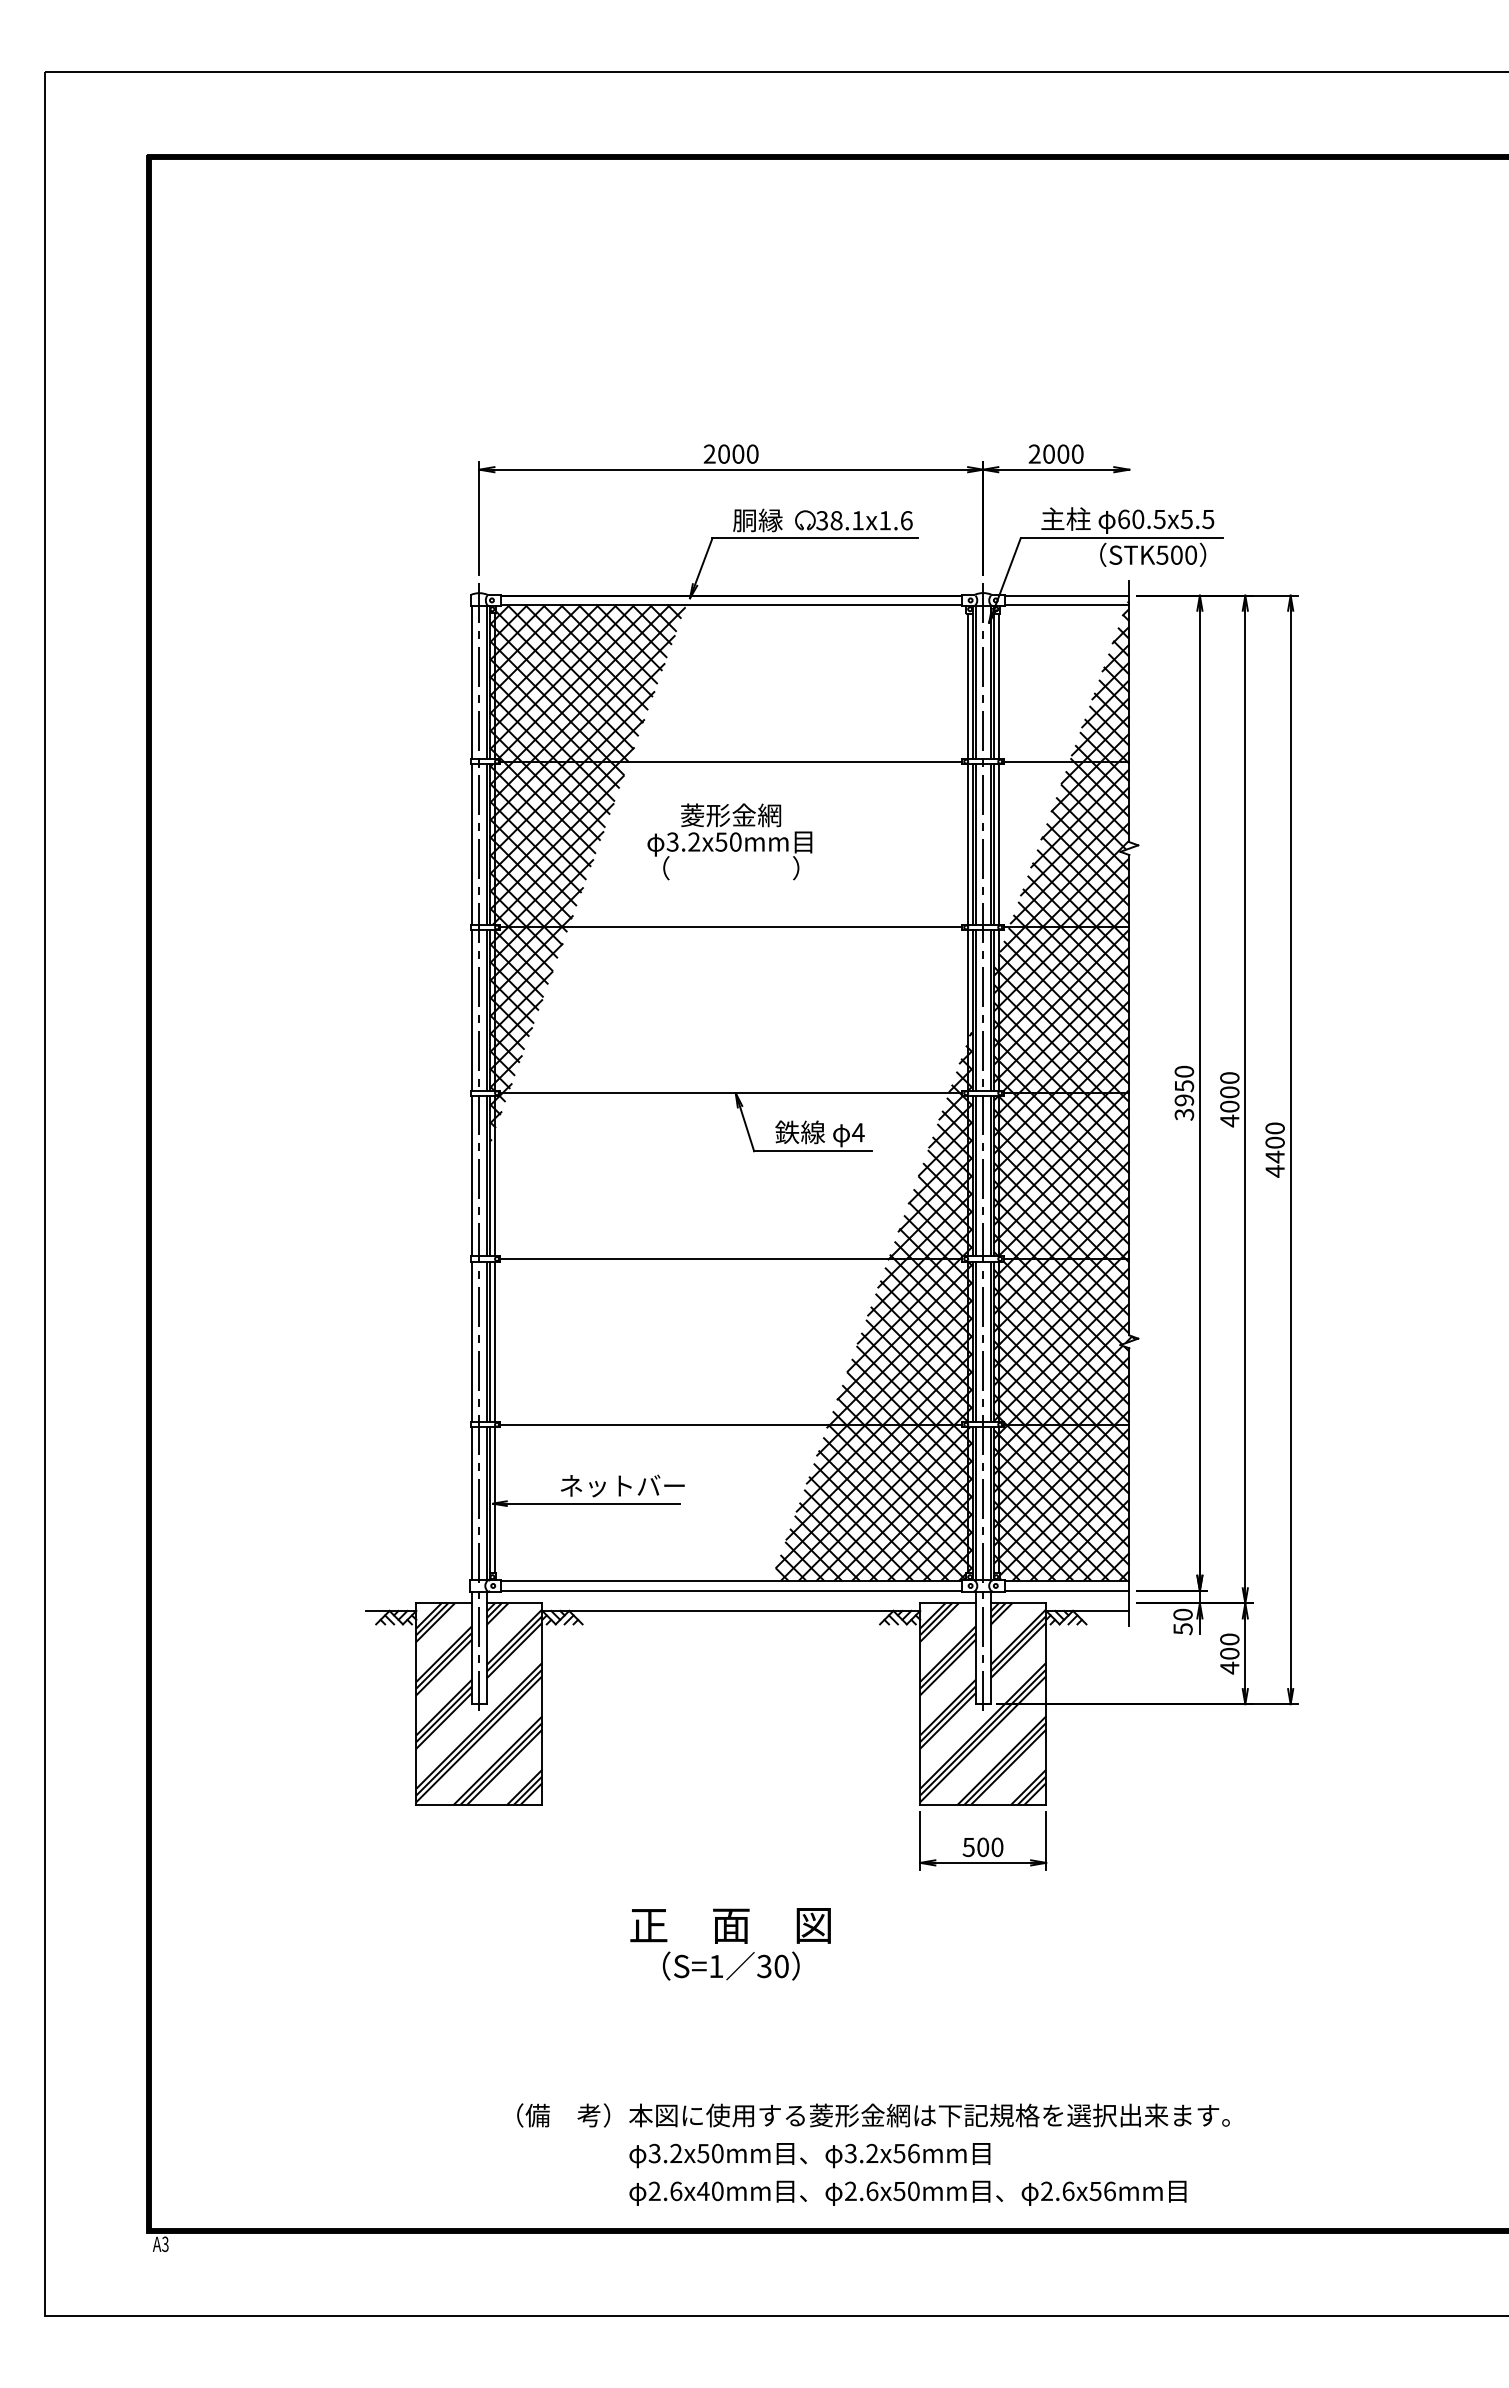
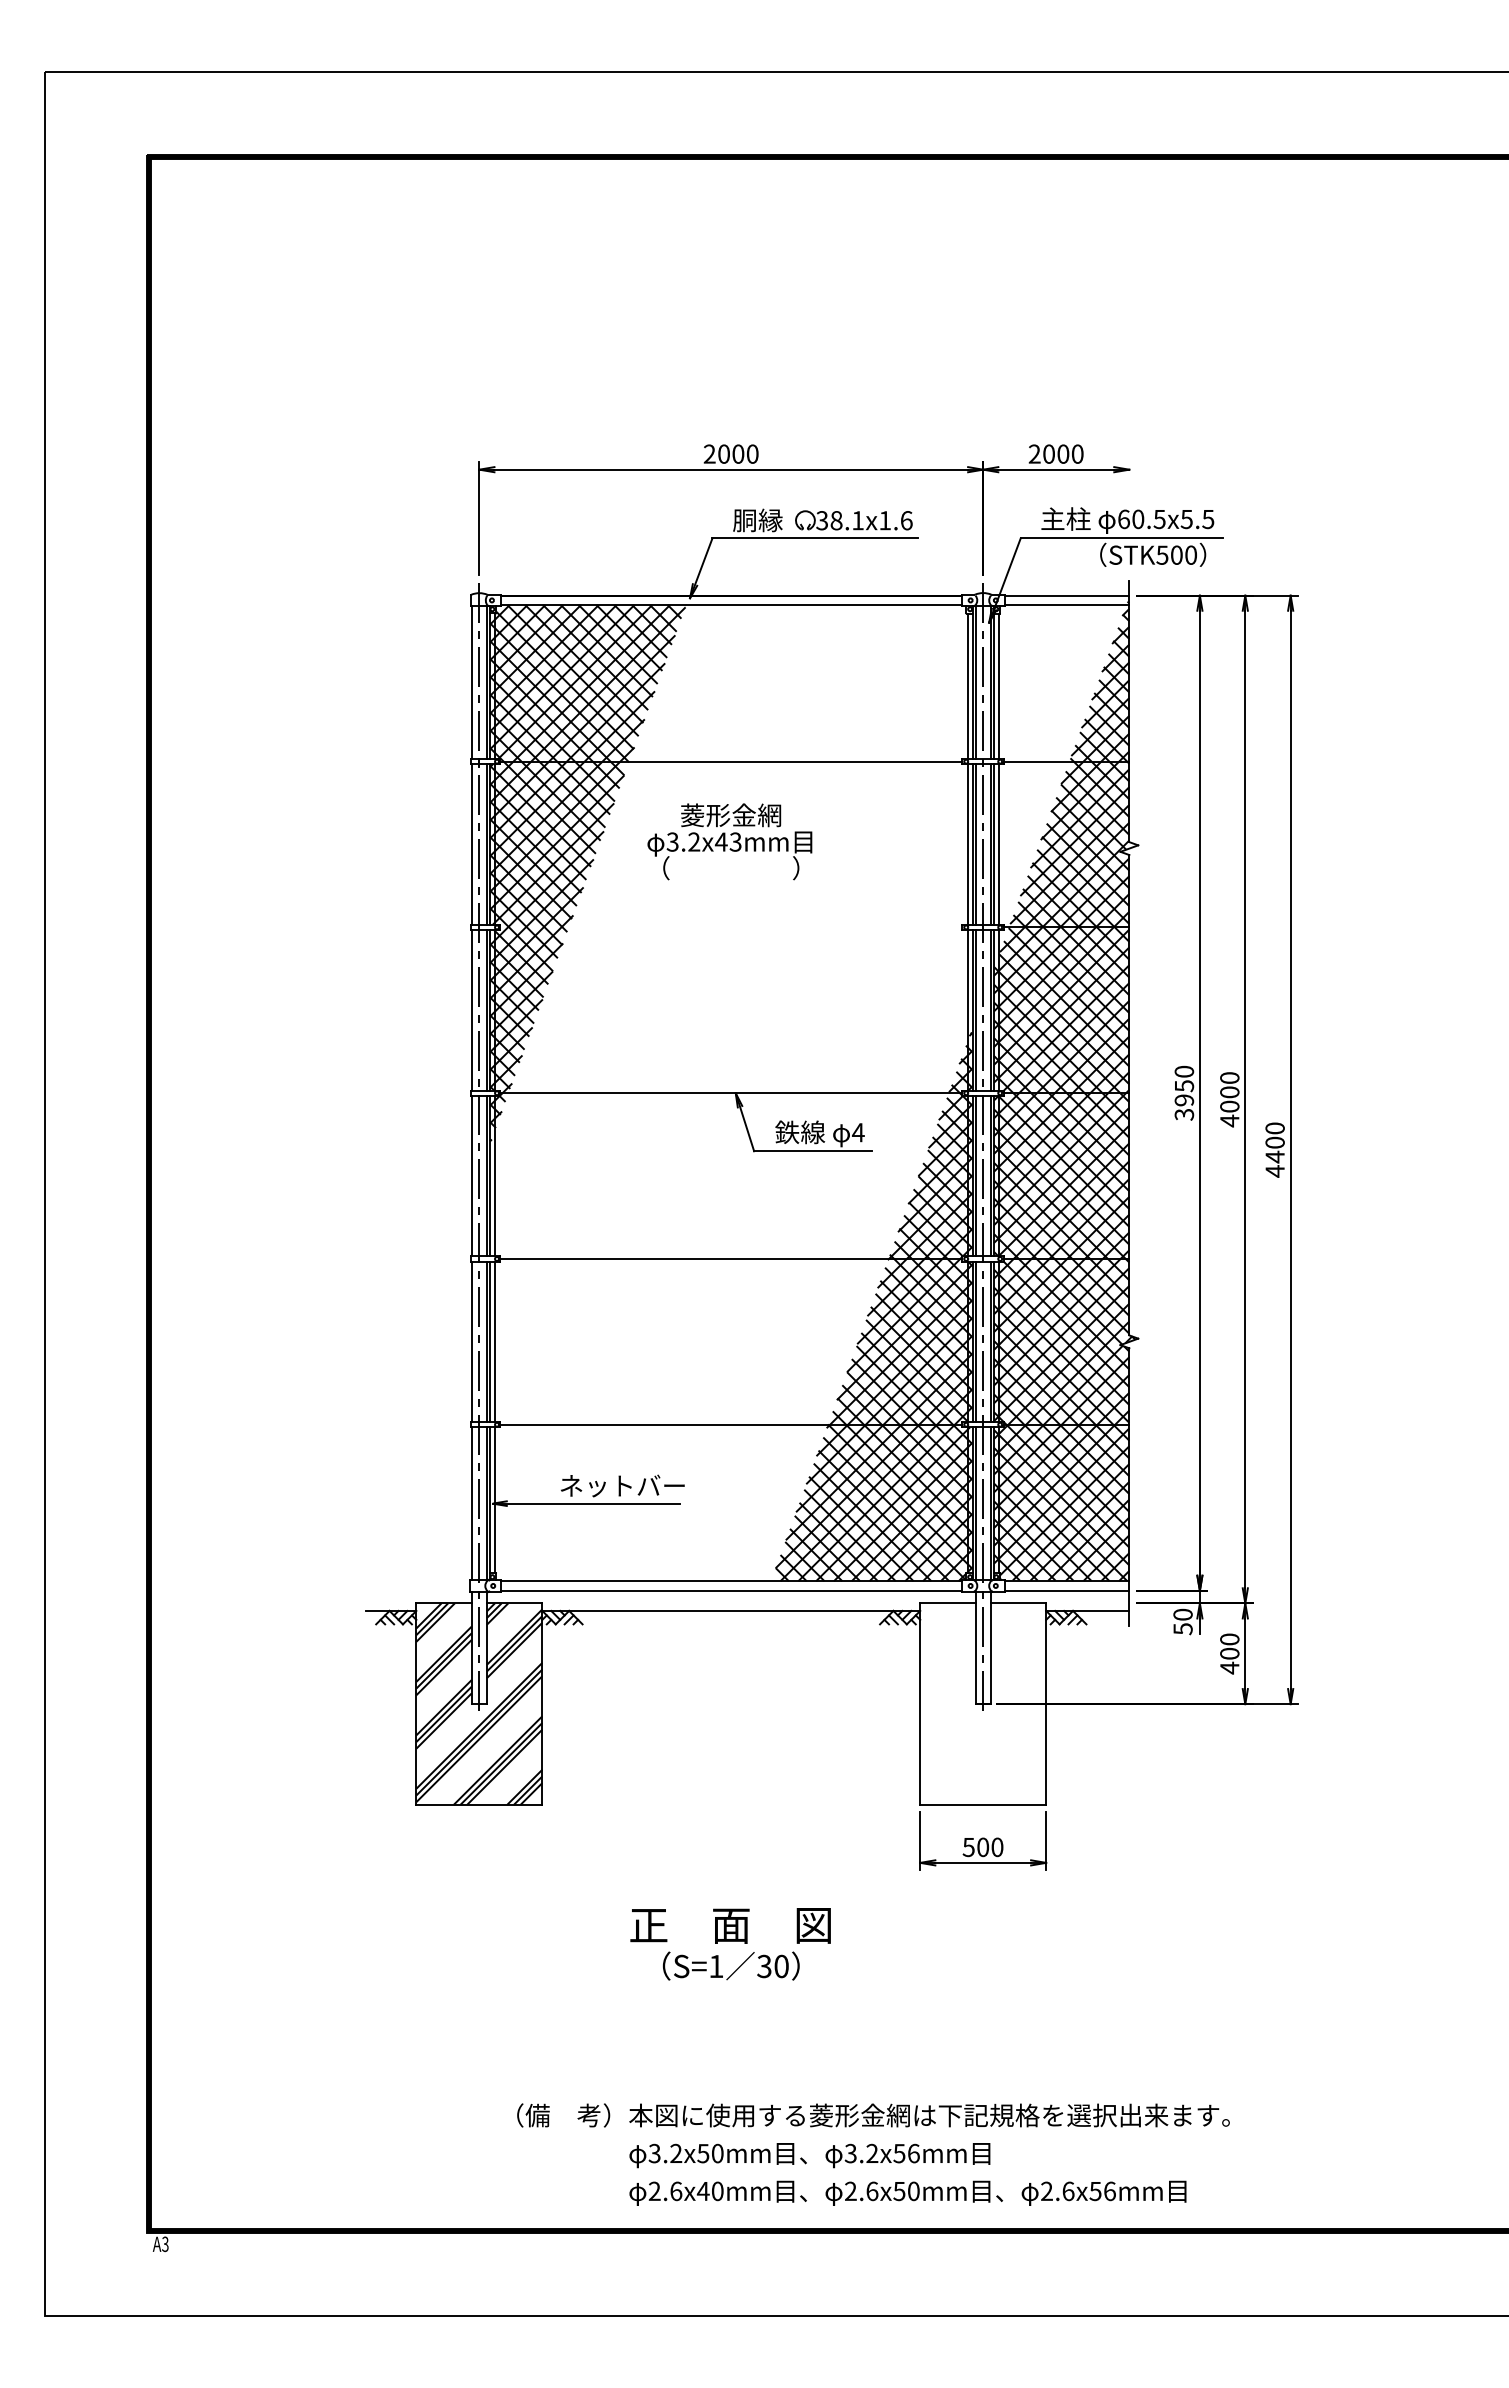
text: 3.2x50mm -> 3.2x43mm (727, 841)
line: present -> none (731, 927)
hatch: present -> none (983, 1703)
